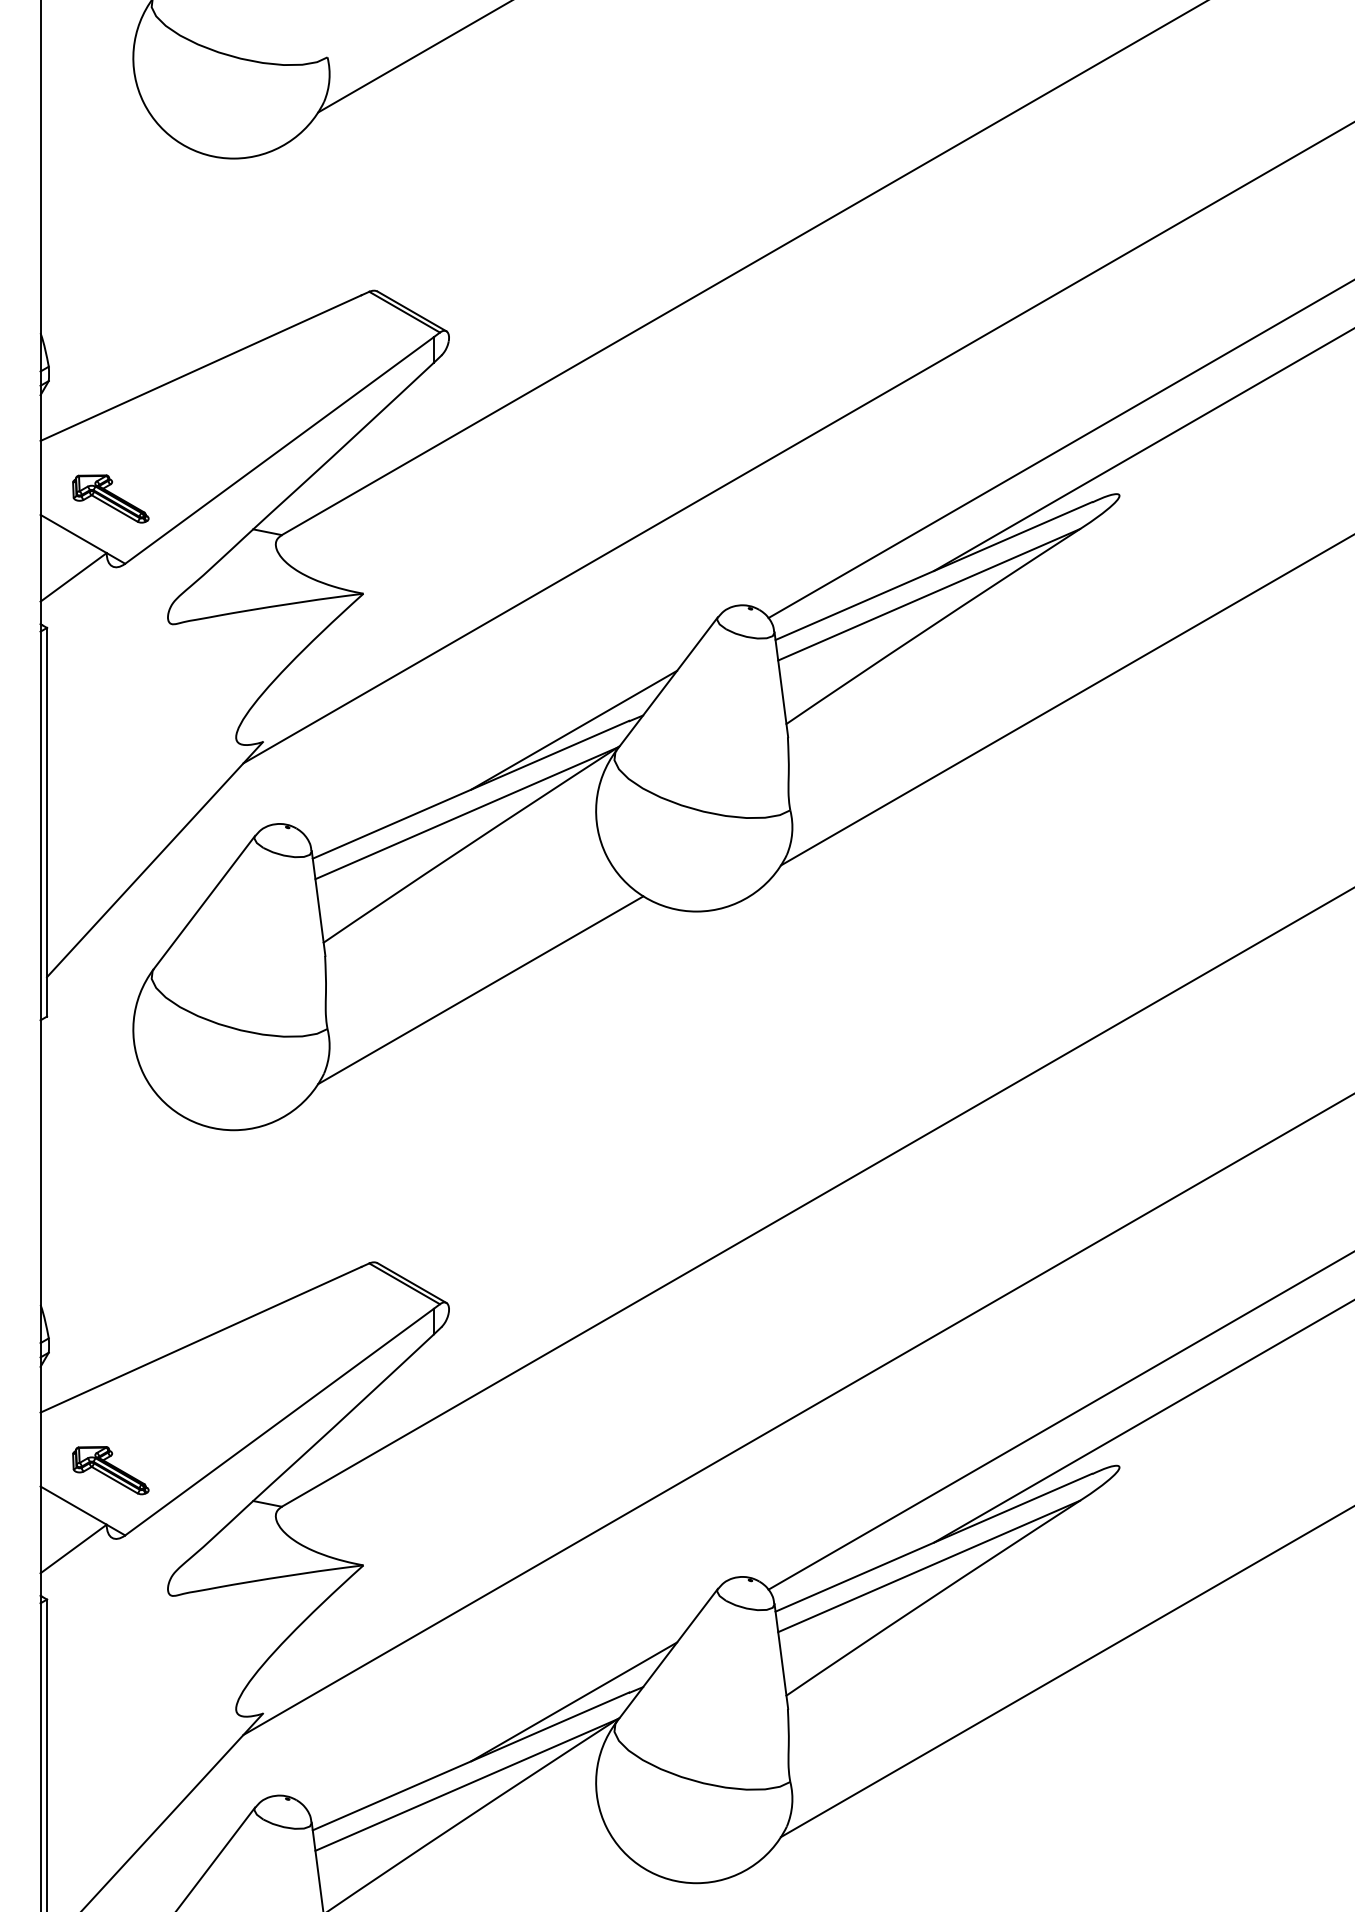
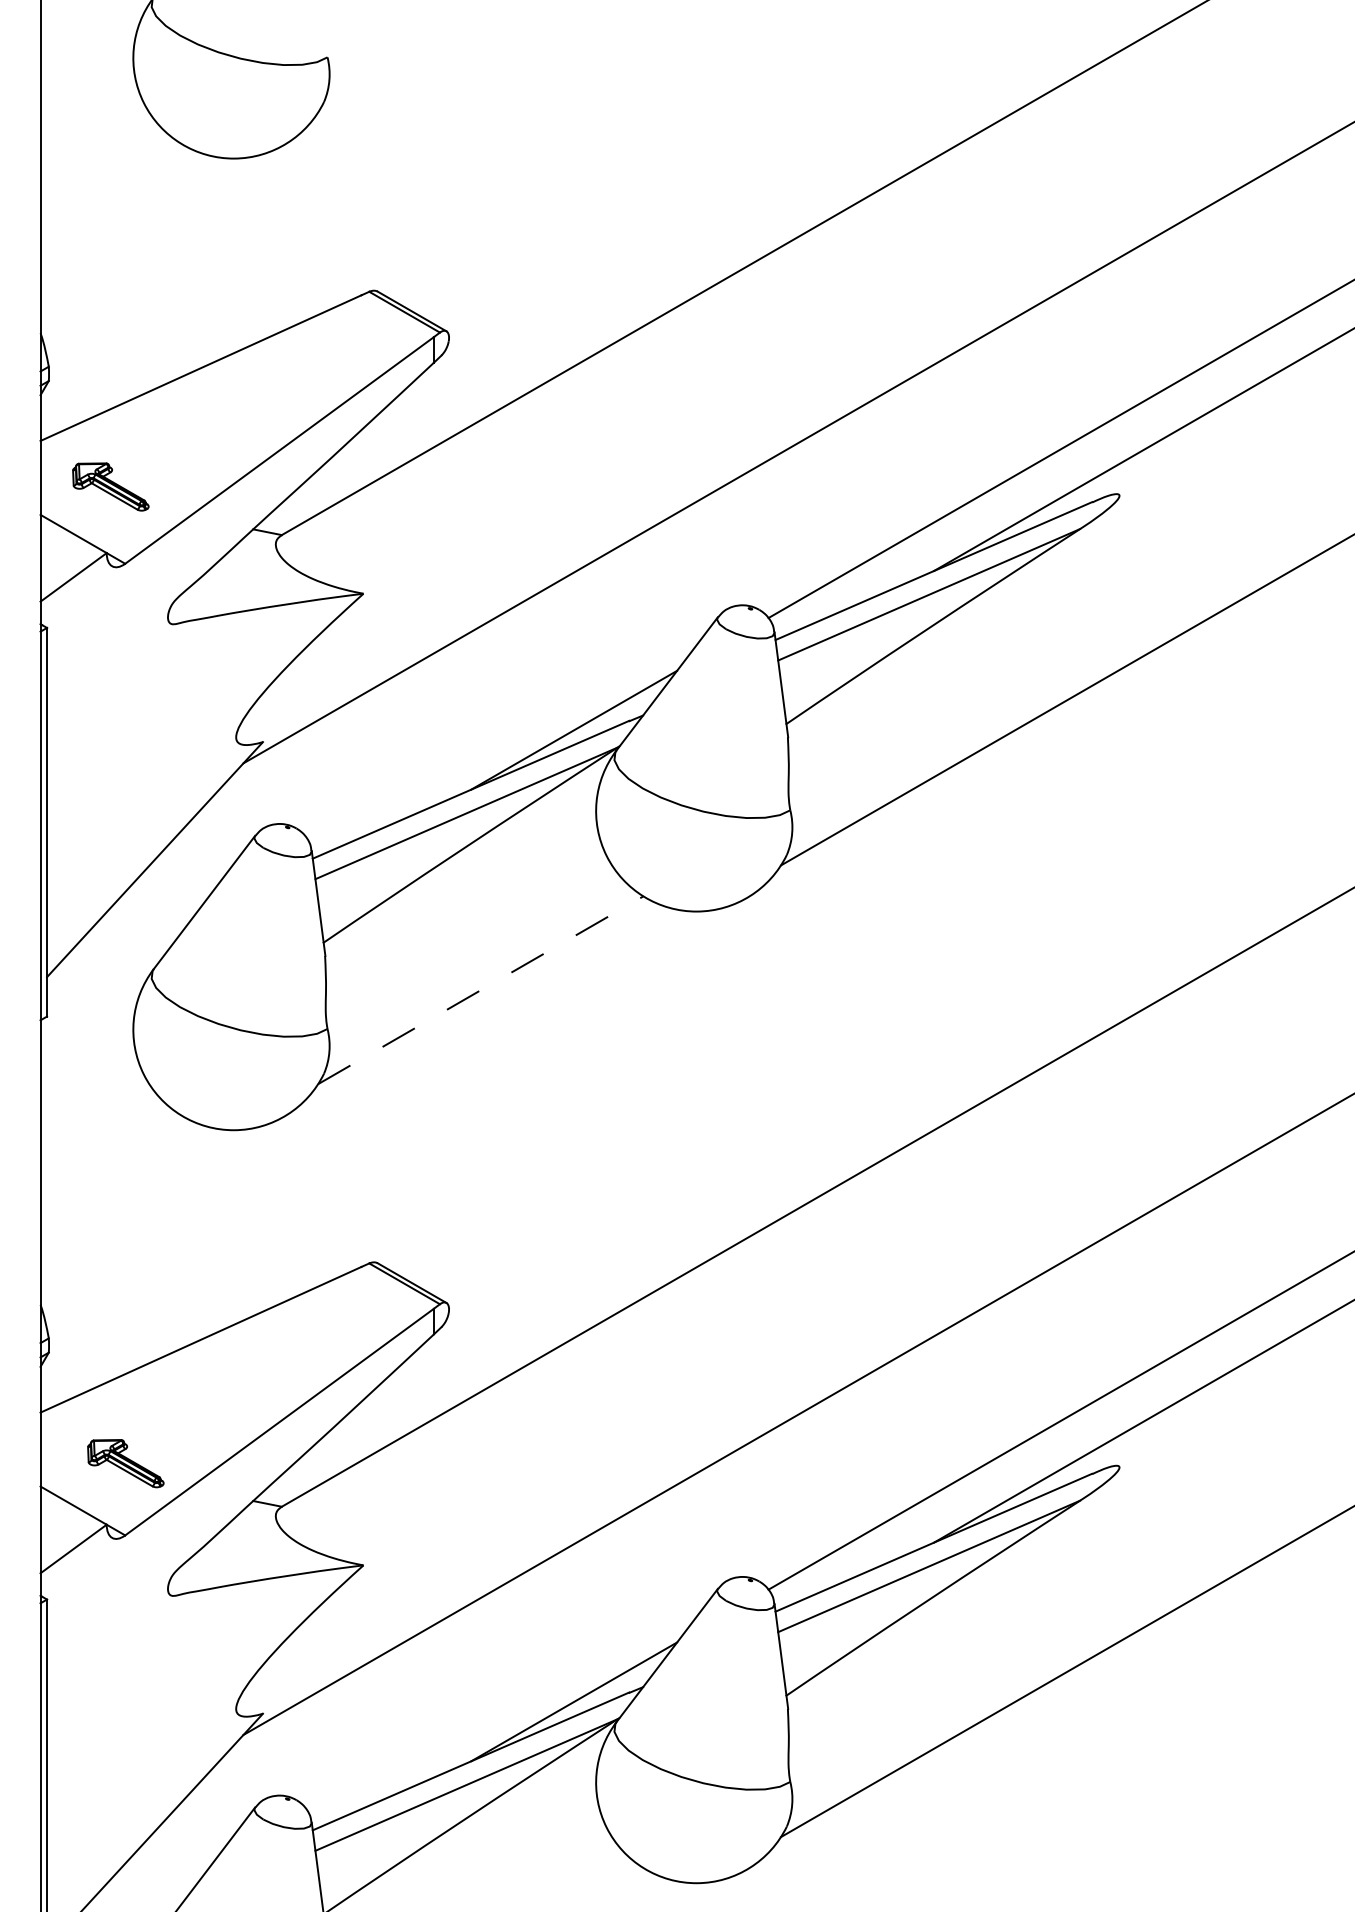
line: present -> none (413, 57)
part position: (110, 498) -> (110, 486) (110, 486)
line: solid -> dashed (480, 990)
part position: (110, 1470) -> (125, 1463) (125, 1463)
